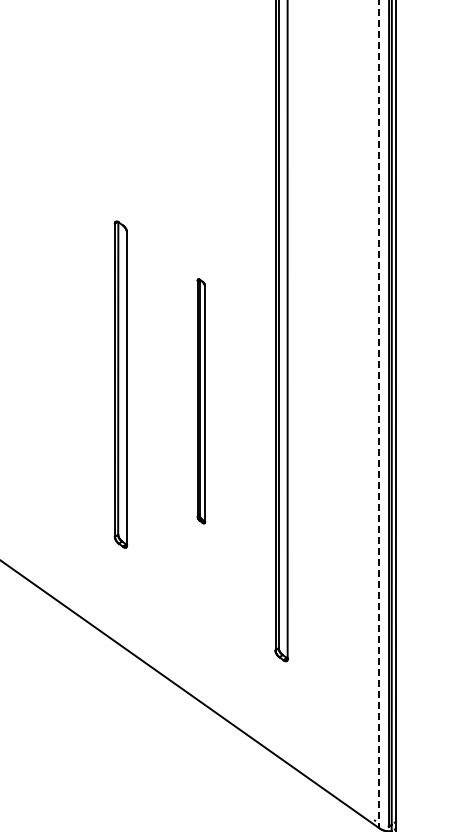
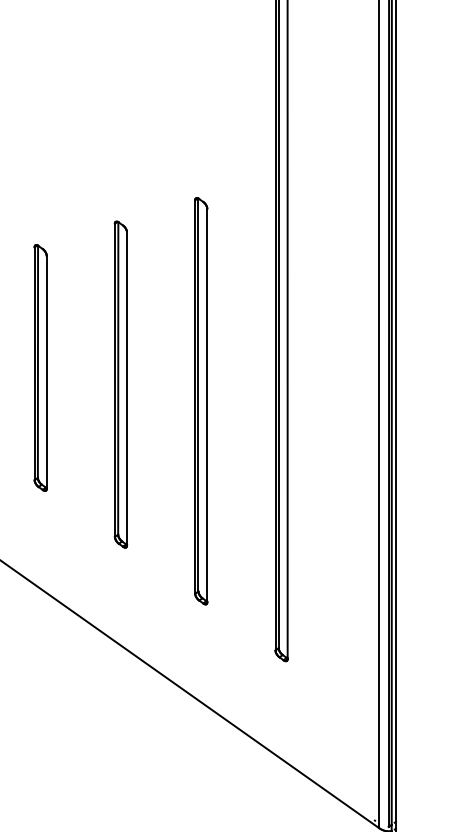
part: none -> present (40, 367)
part size: 11x247 px -> 15x409 px (201, 401)
line: dashed -> solid (379, 414)
